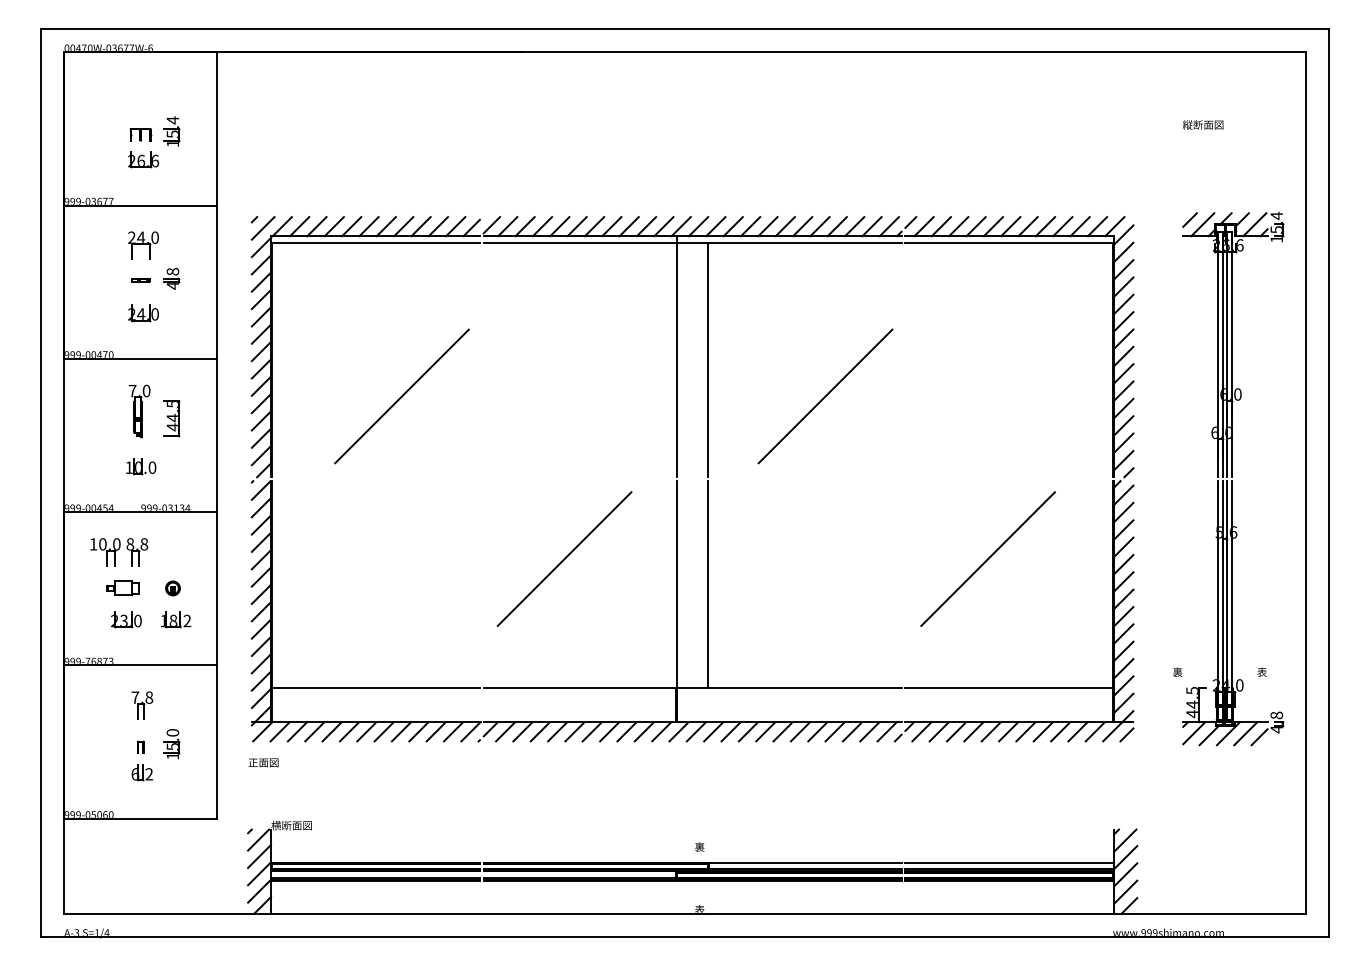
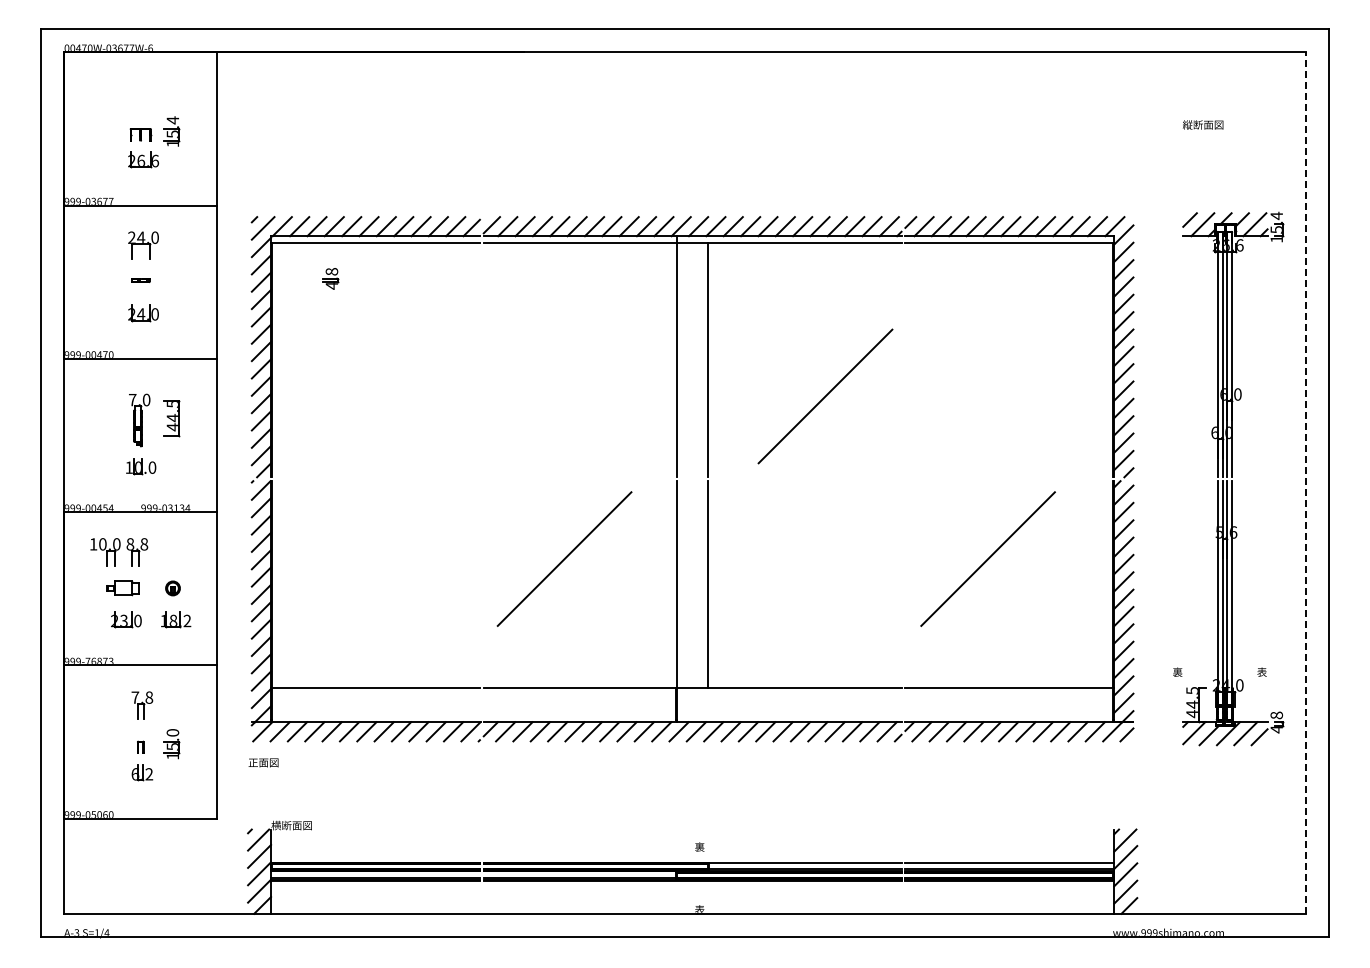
part position: (171, 278) -> (330, 278) (330, 278)
line: present -> none (401, 396)
part position: (139, 411) -> (139, 420) (139, 420)
line: solid -> dashed (1305, 483)
